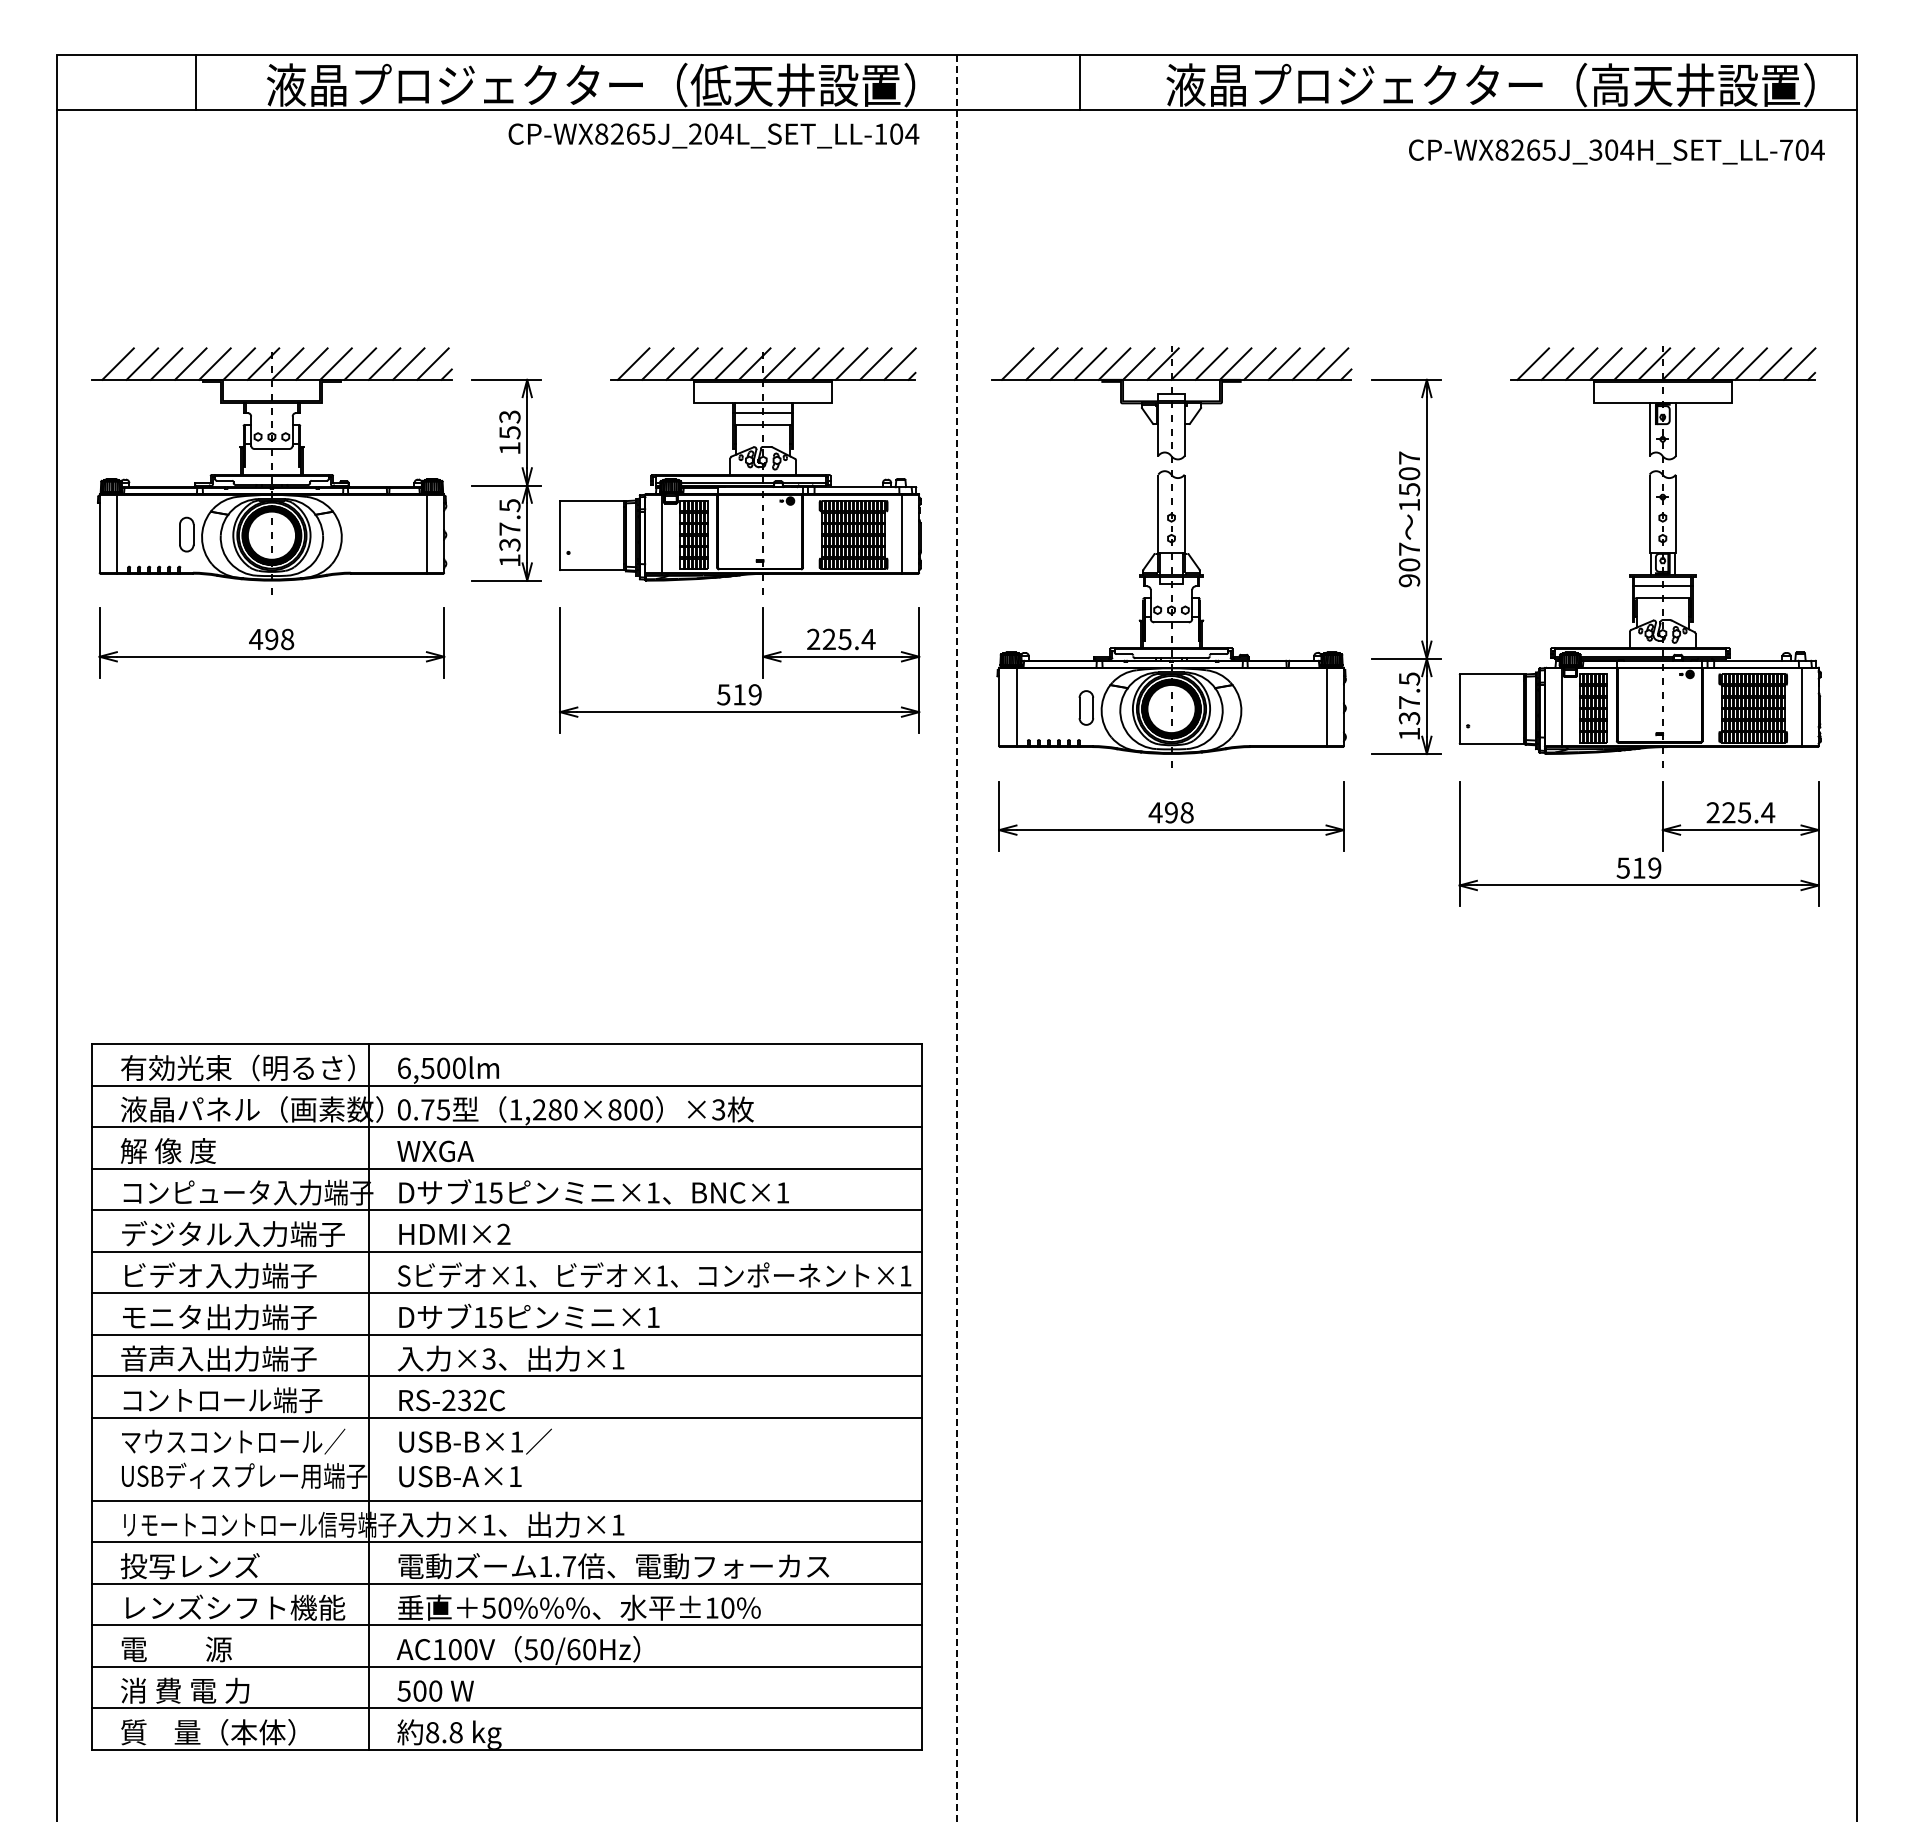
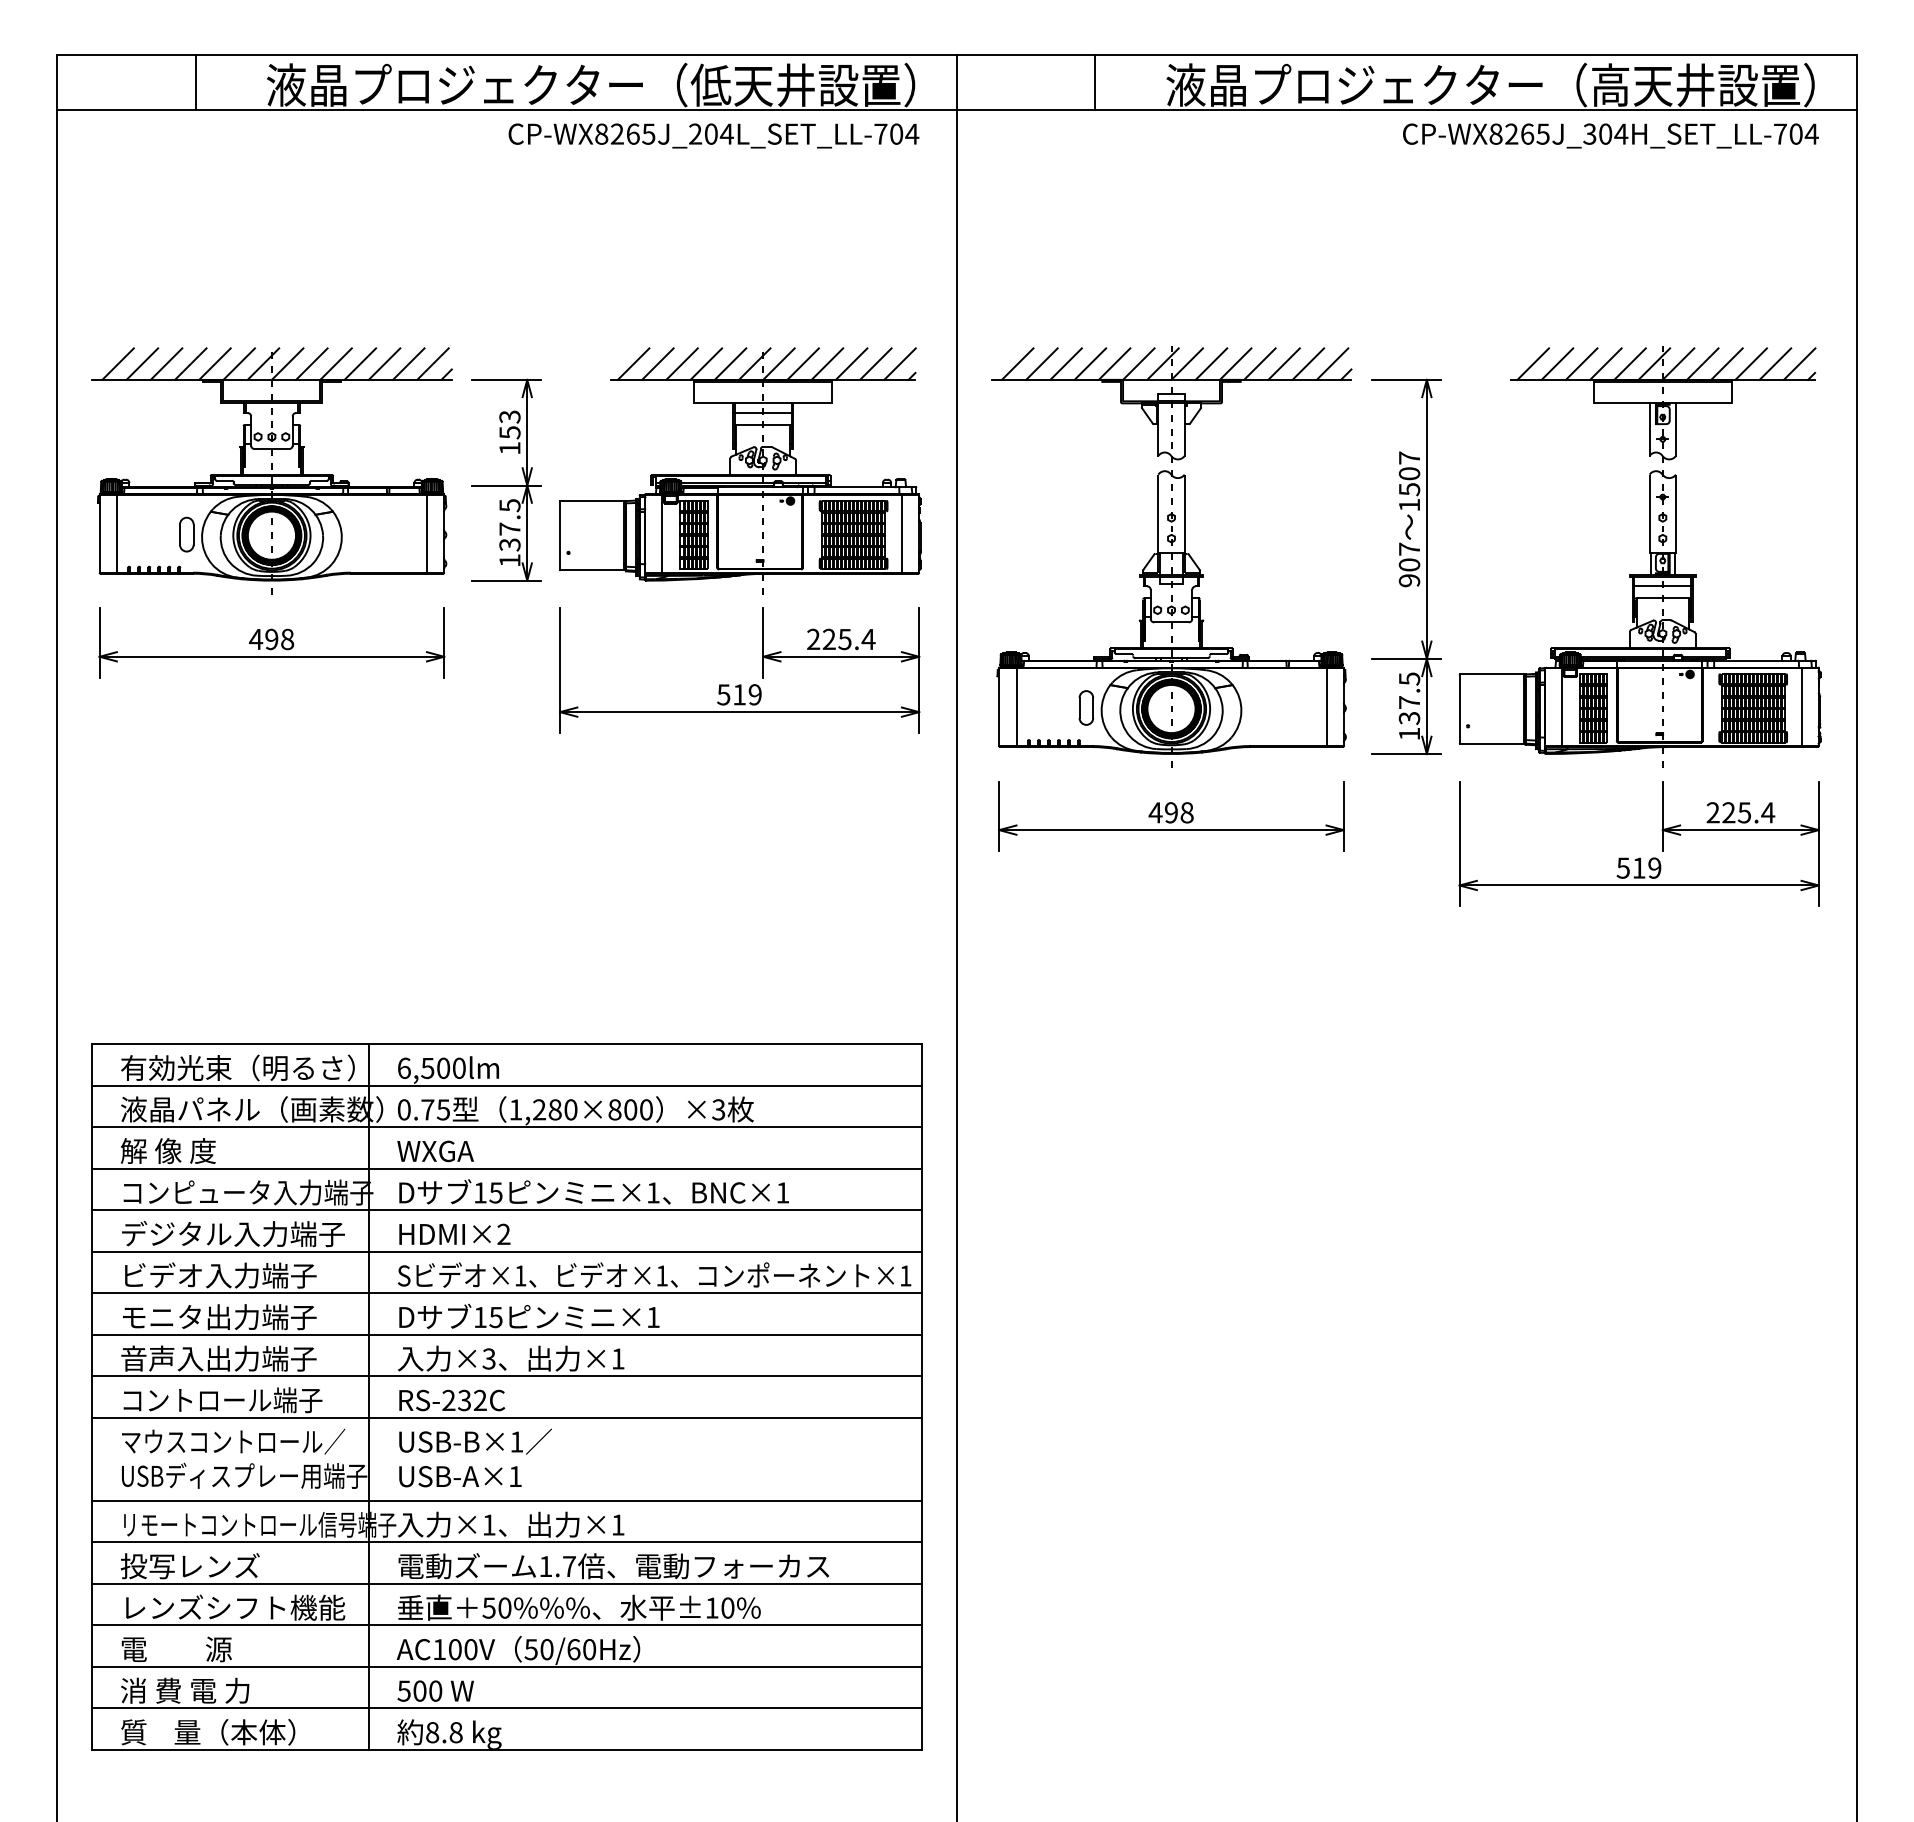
line position: (1080, 81) -> (1095, 81) (1095, 81)
text: CP-WX8265J_204L_SET_LL-104 -> CP-WX8265J_204L_SET_LL-704 (880, 133)
text position: (1616, 151) -> (1610, 135) (1610, 135)
line: dashed -> solid (957, 938)
